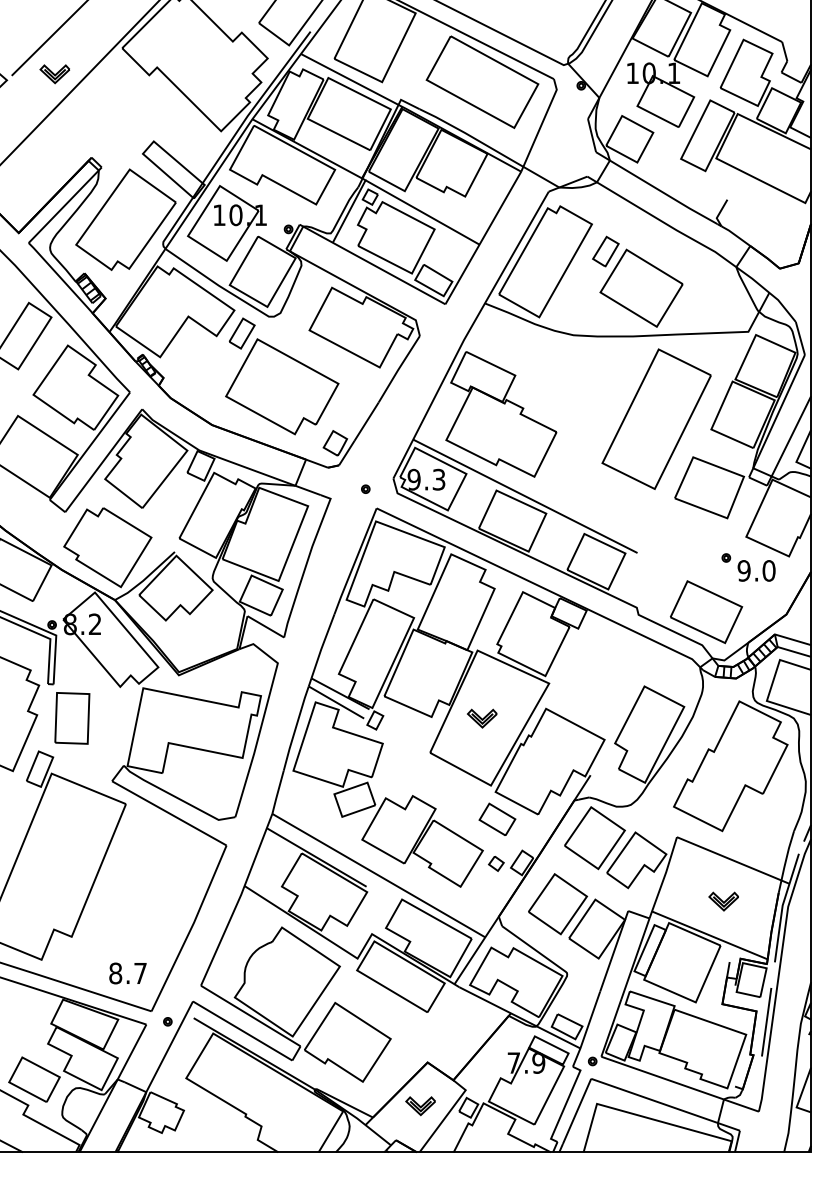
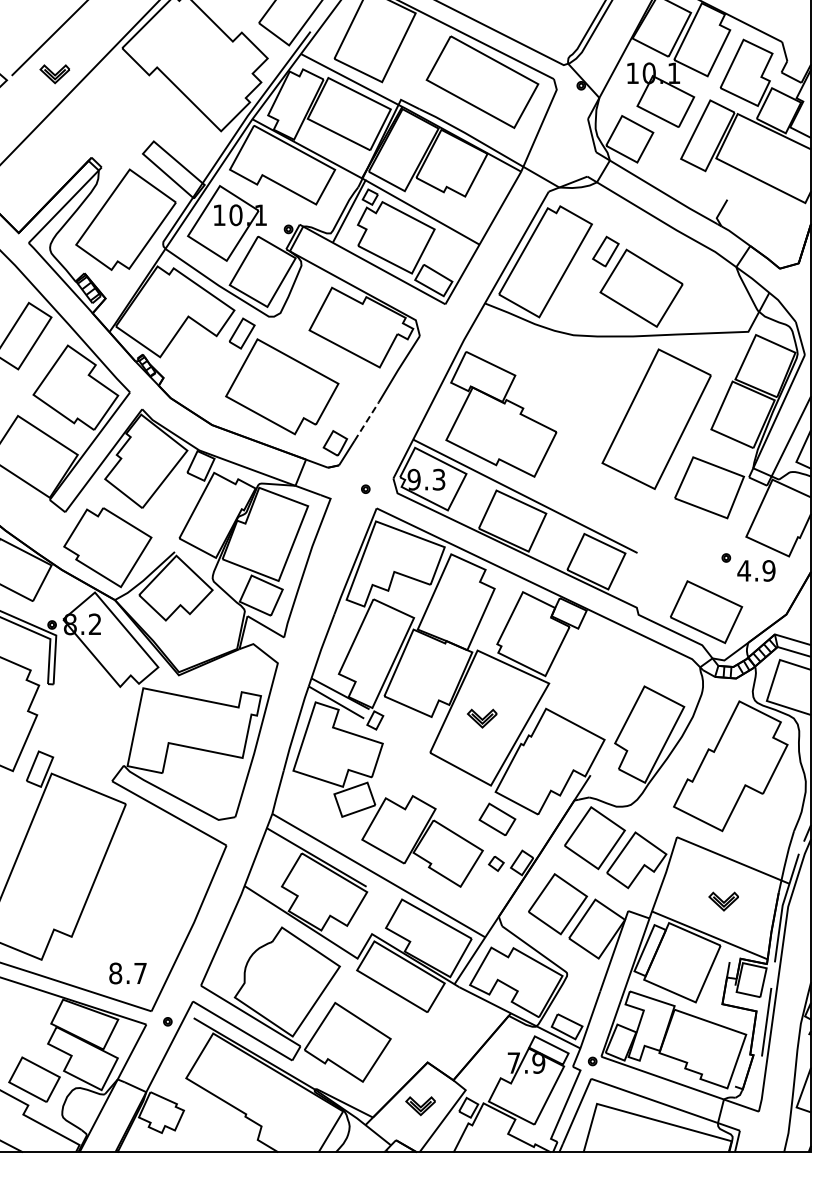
line: solid -> dashed (367, 420)
text: 9.0 -> 4.9 (756, 570)
part: present -> none (72, 718)
